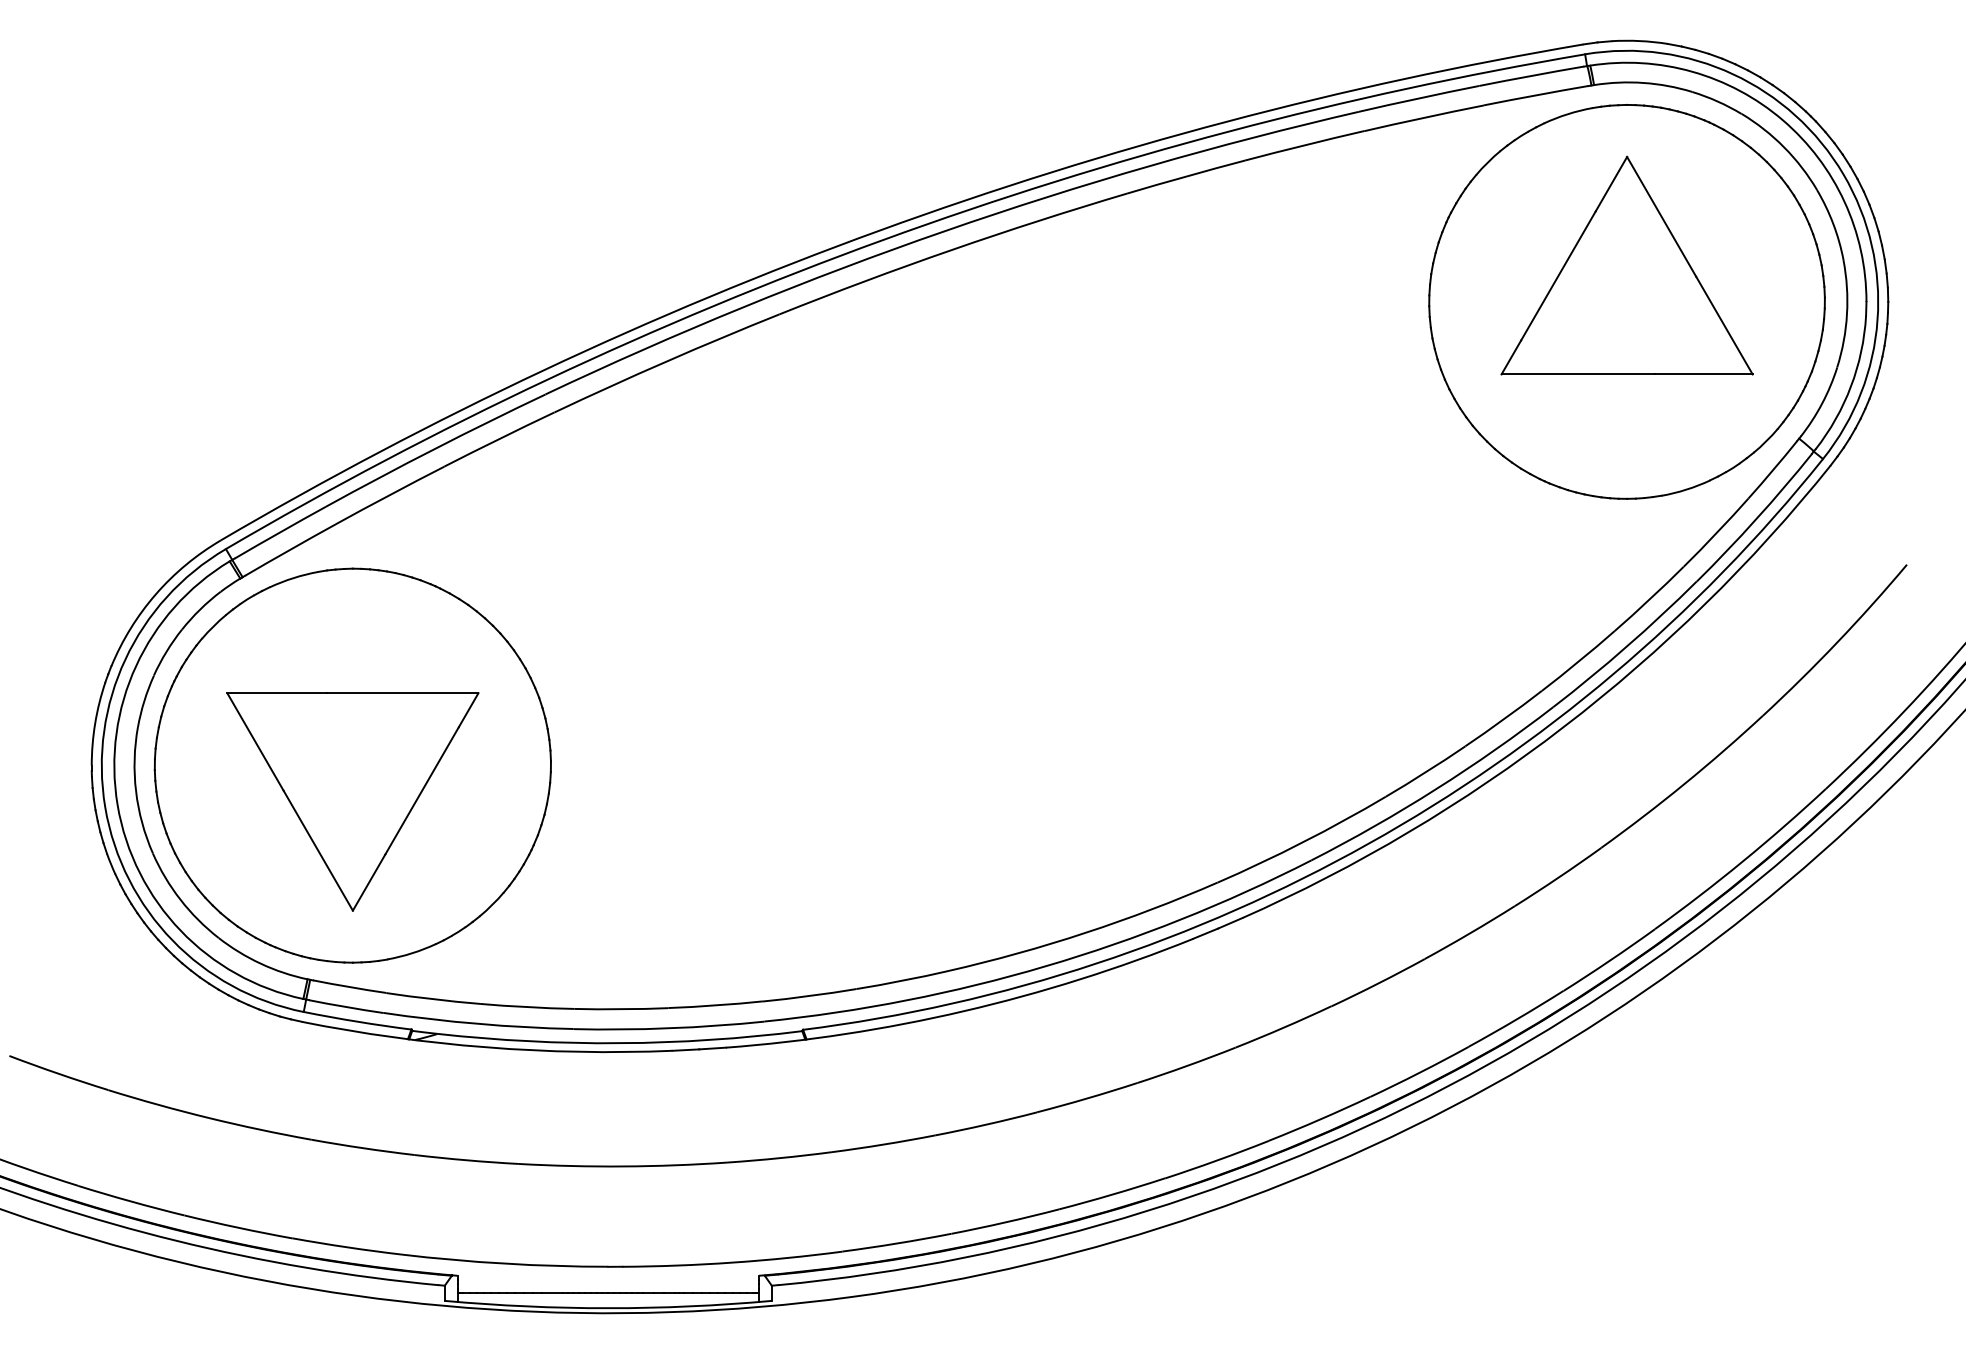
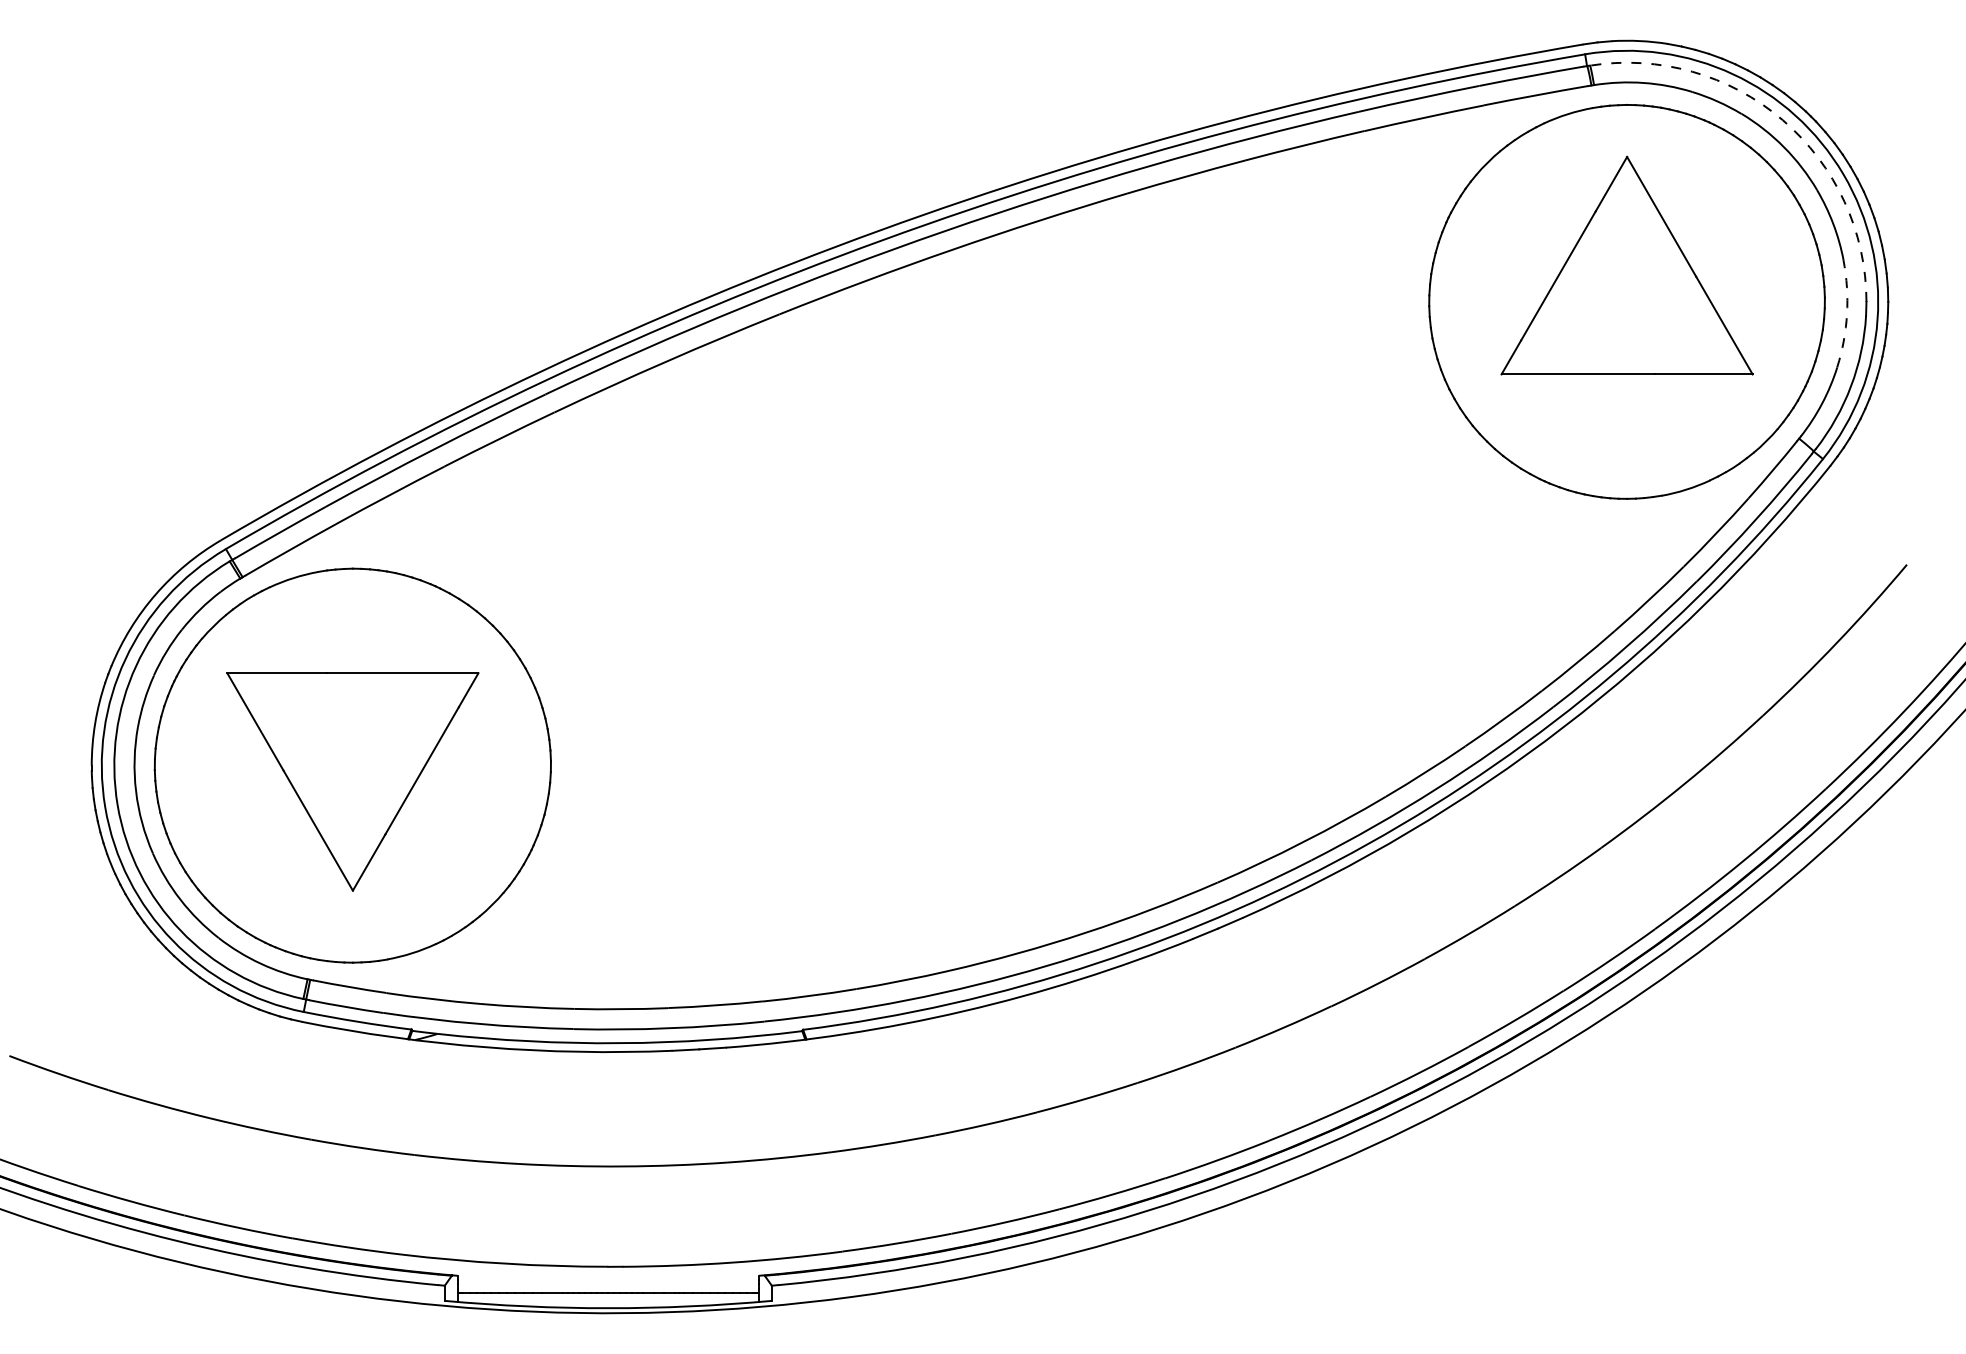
arc: solid -> dashed (1782, 120)
arc: solid -> dashed (1847, 314)
part position: (352, 801) -> (352, 781) (352, 781)
